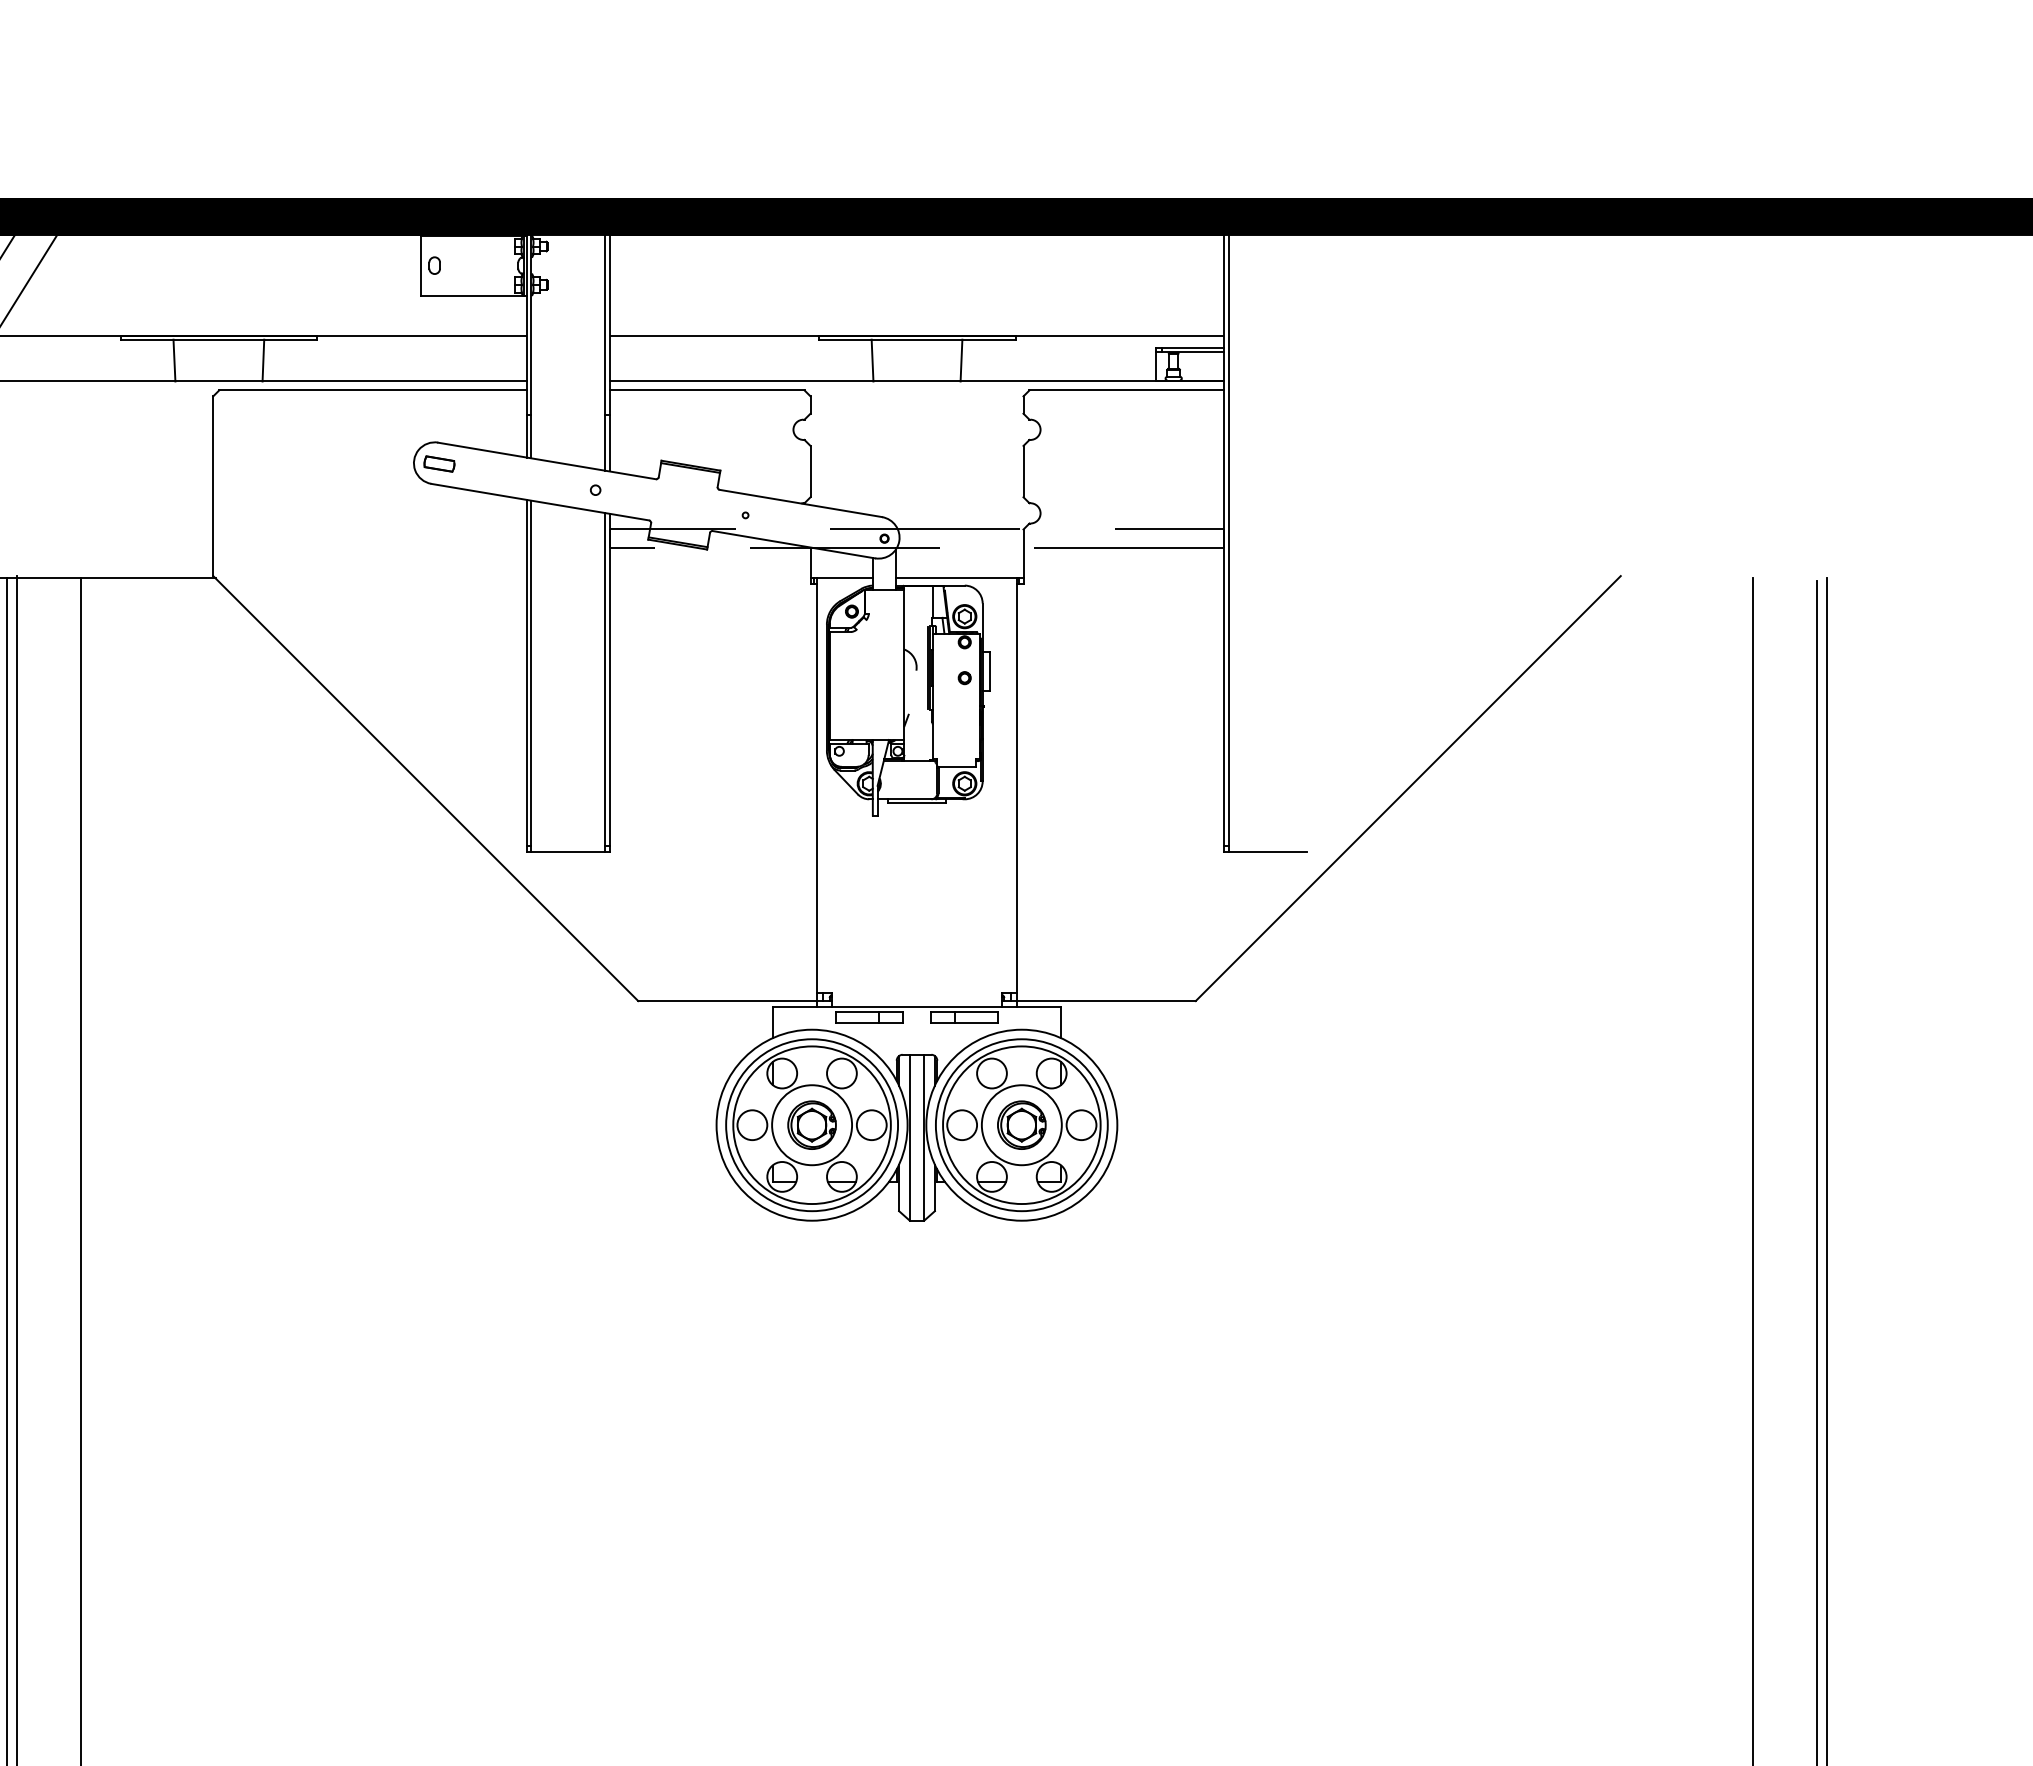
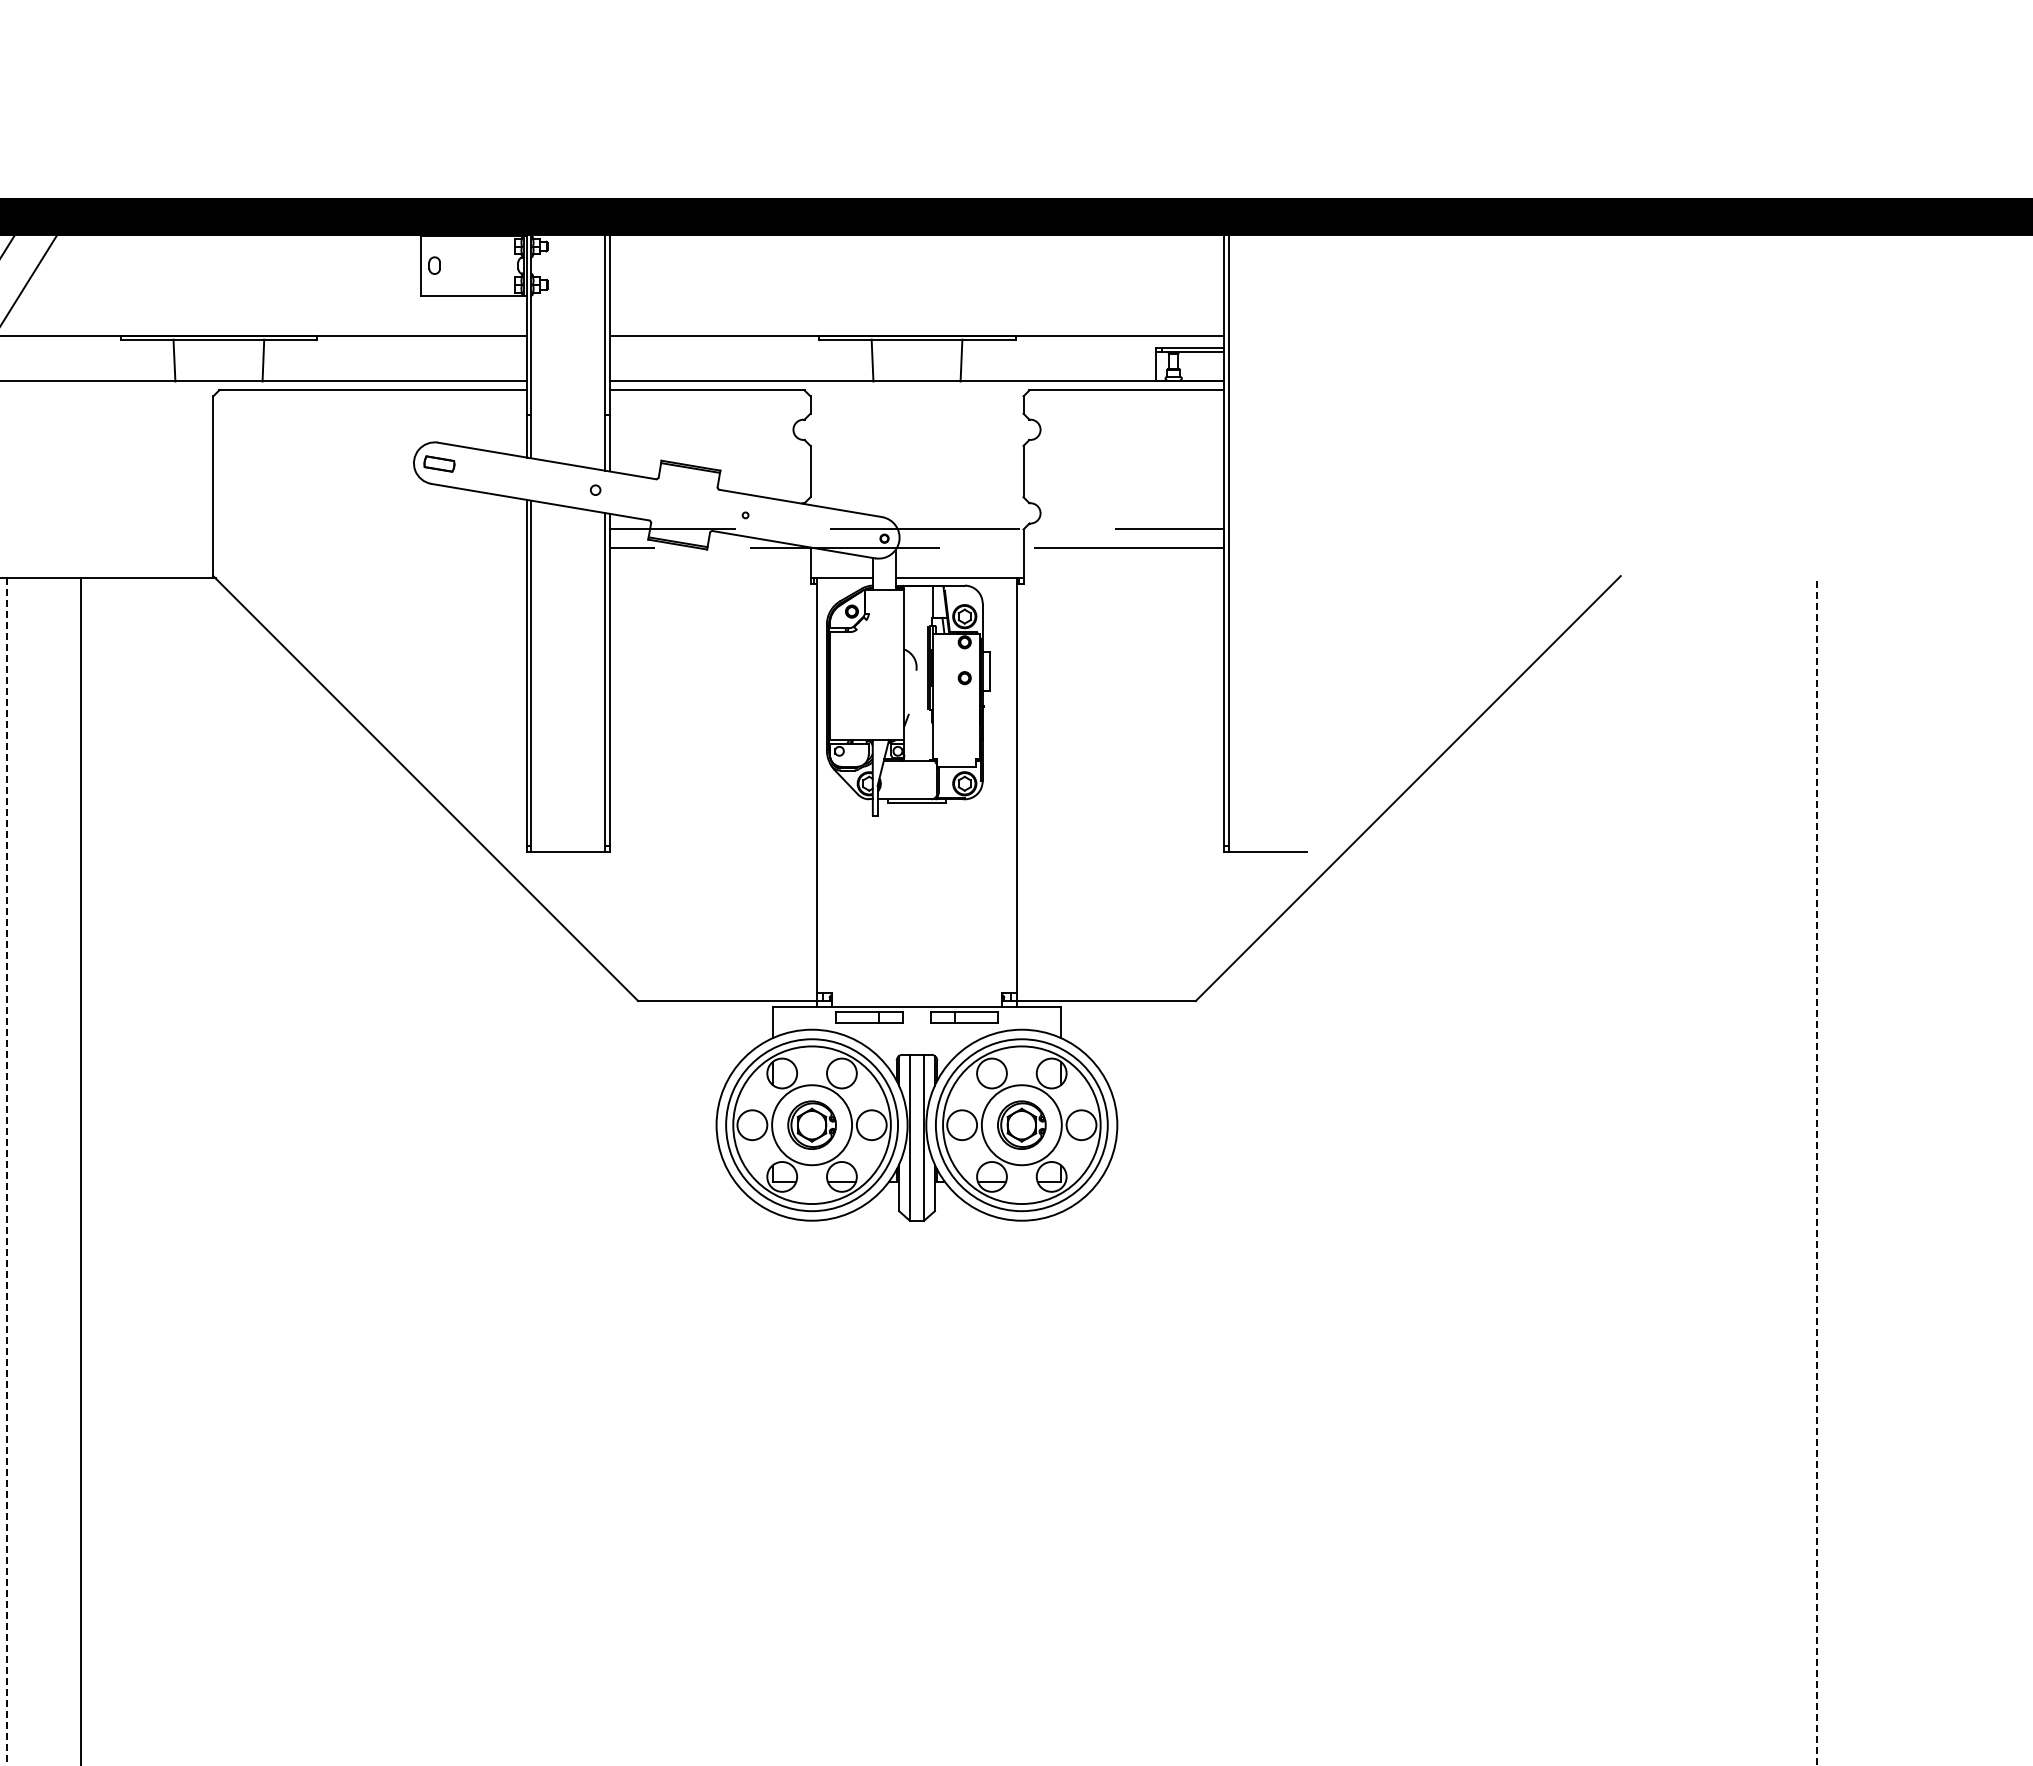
line: present -> none (16, 1169)
line: present -> none (1752, 1170)
line: present -> none (1826, 1170)
line: solid -> dashed (7, 1172)
line: solid -> dashed (1817, 1173)
